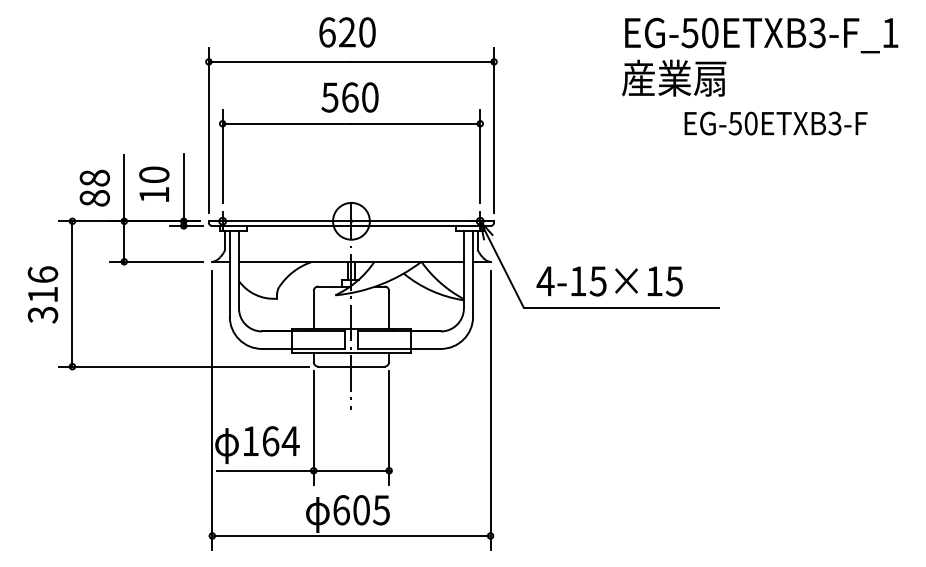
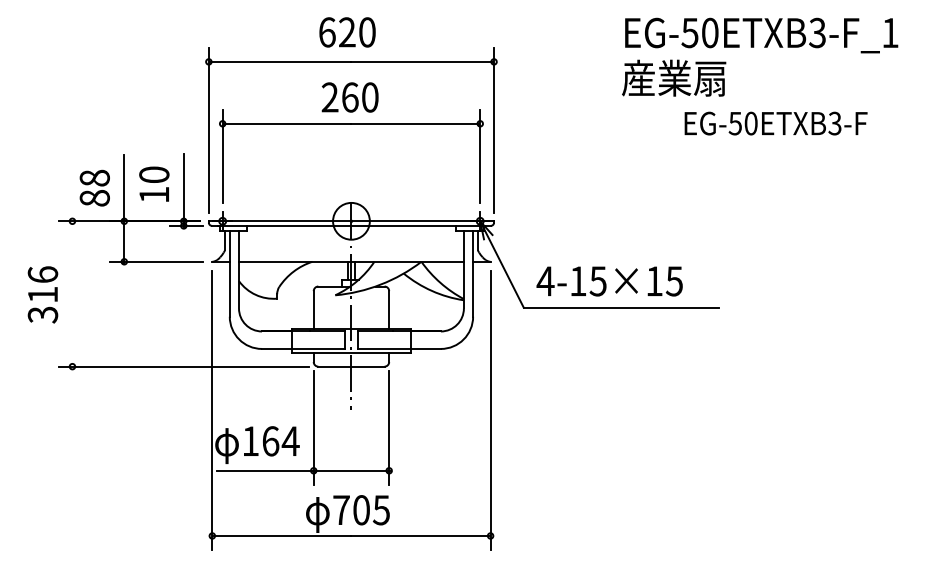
text: 560 -> 260 (329, 97)
line: present -> none (72, 293)
text: 605 -> 705 (341, 510)
